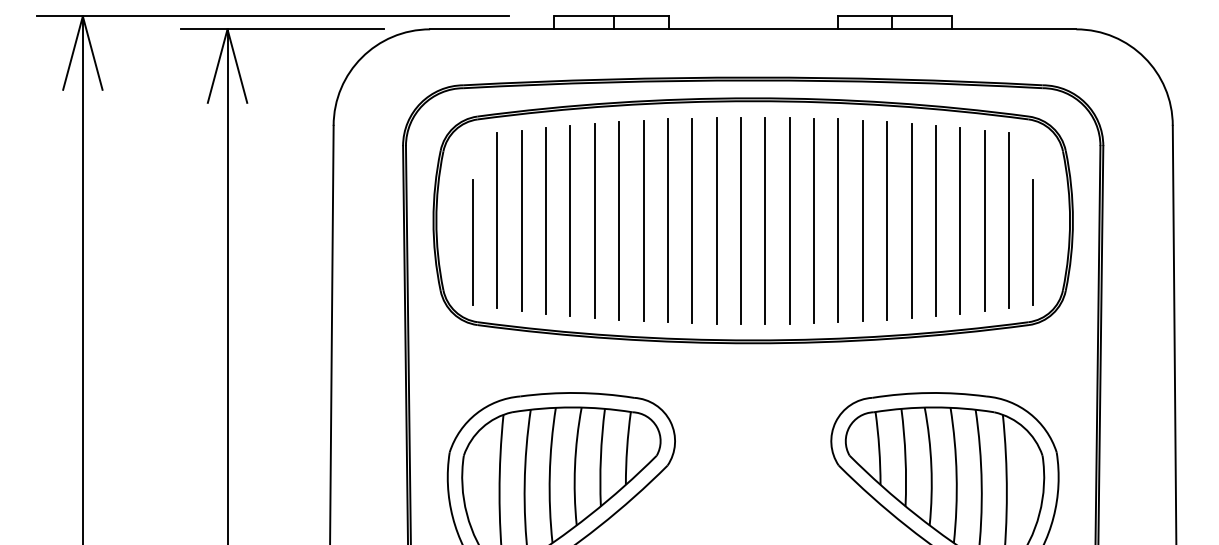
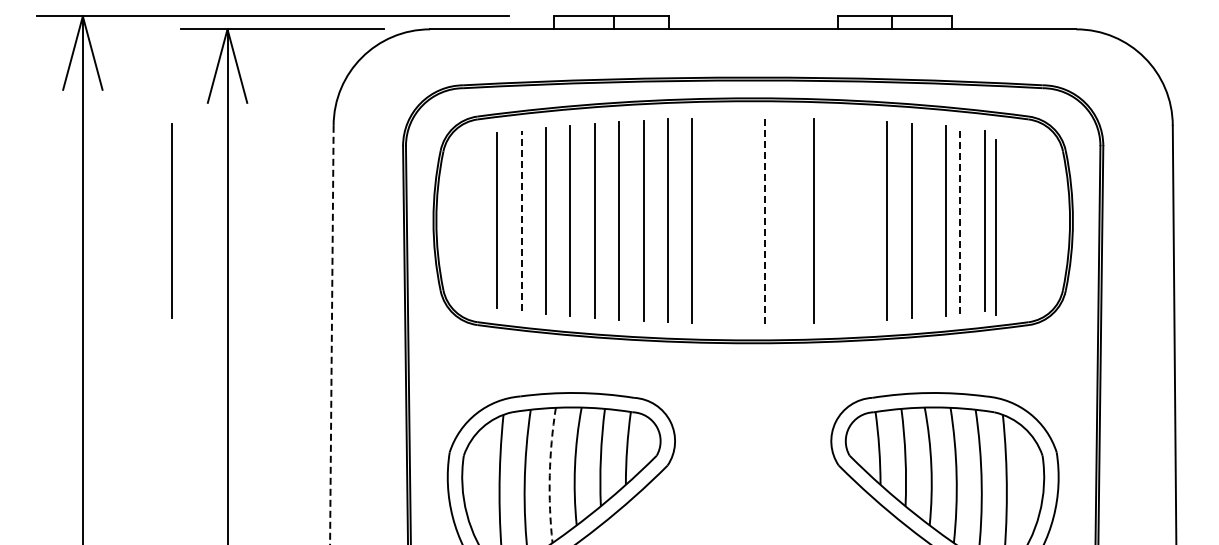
line: none -> present (171, 220)
line: solid -> dashed (521, 220)
line: present -> none (716, 220)
line: present -> none (741, 220)
line: solid -> dashed (765, 220)
line: present -> none (789, 220)
line: present -> none (838, 220)
line: present -> none (862, 220)
line position: (935, 220) -> (945, 220) (945, 220)
line: solid -> dashed (960, 220)
line position: (1008, 220) -> (995, 227) (995, 227)
line: present -> none (473, 242)
line: present -> none (1033, 242)
line: solid -> dashed (331, 335)
arc: solid -> dashed (549, 475)
